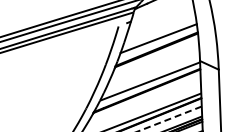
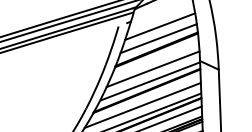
line: none -> present (160, 26)
line: none -> present (152, 69)
line: none -> present (142, 104)
line: dashed -> solid (169, 119)
